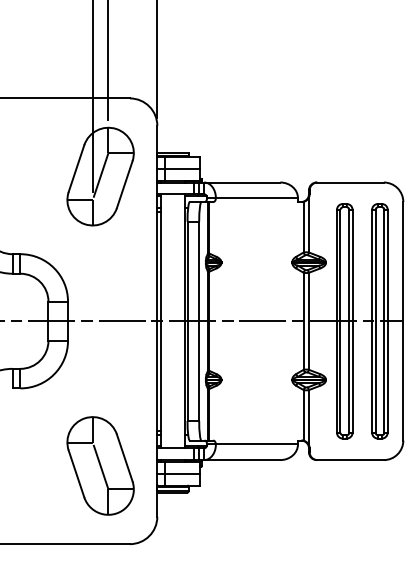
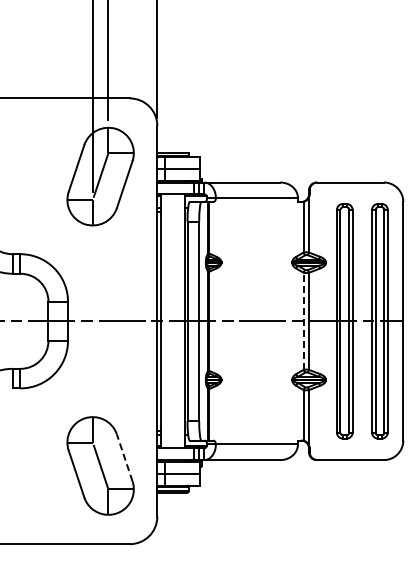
line: solid -> dashed (303, 321)
line: solid -> dashed (124, 457)
